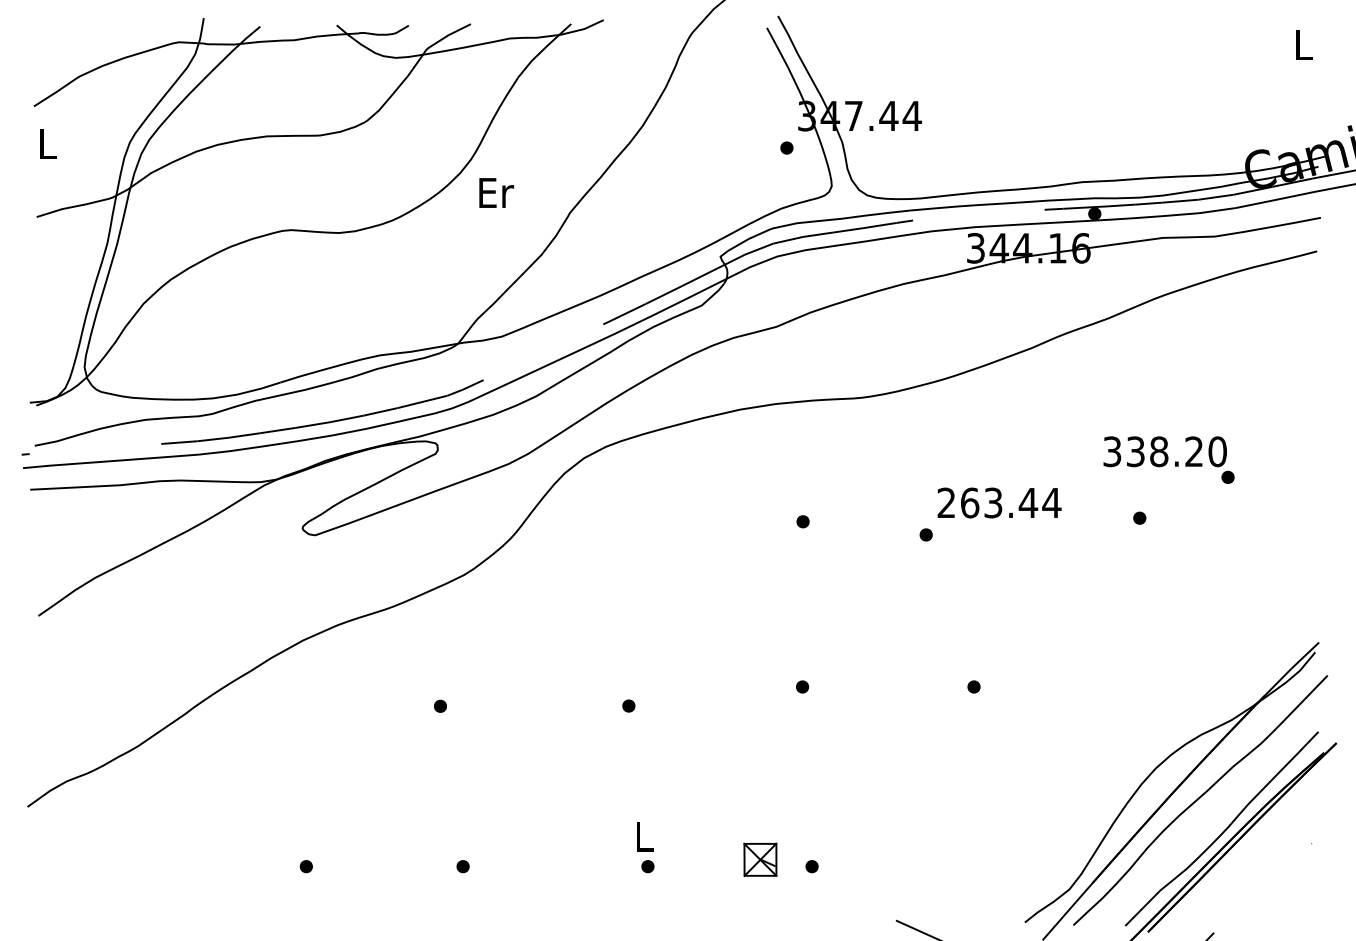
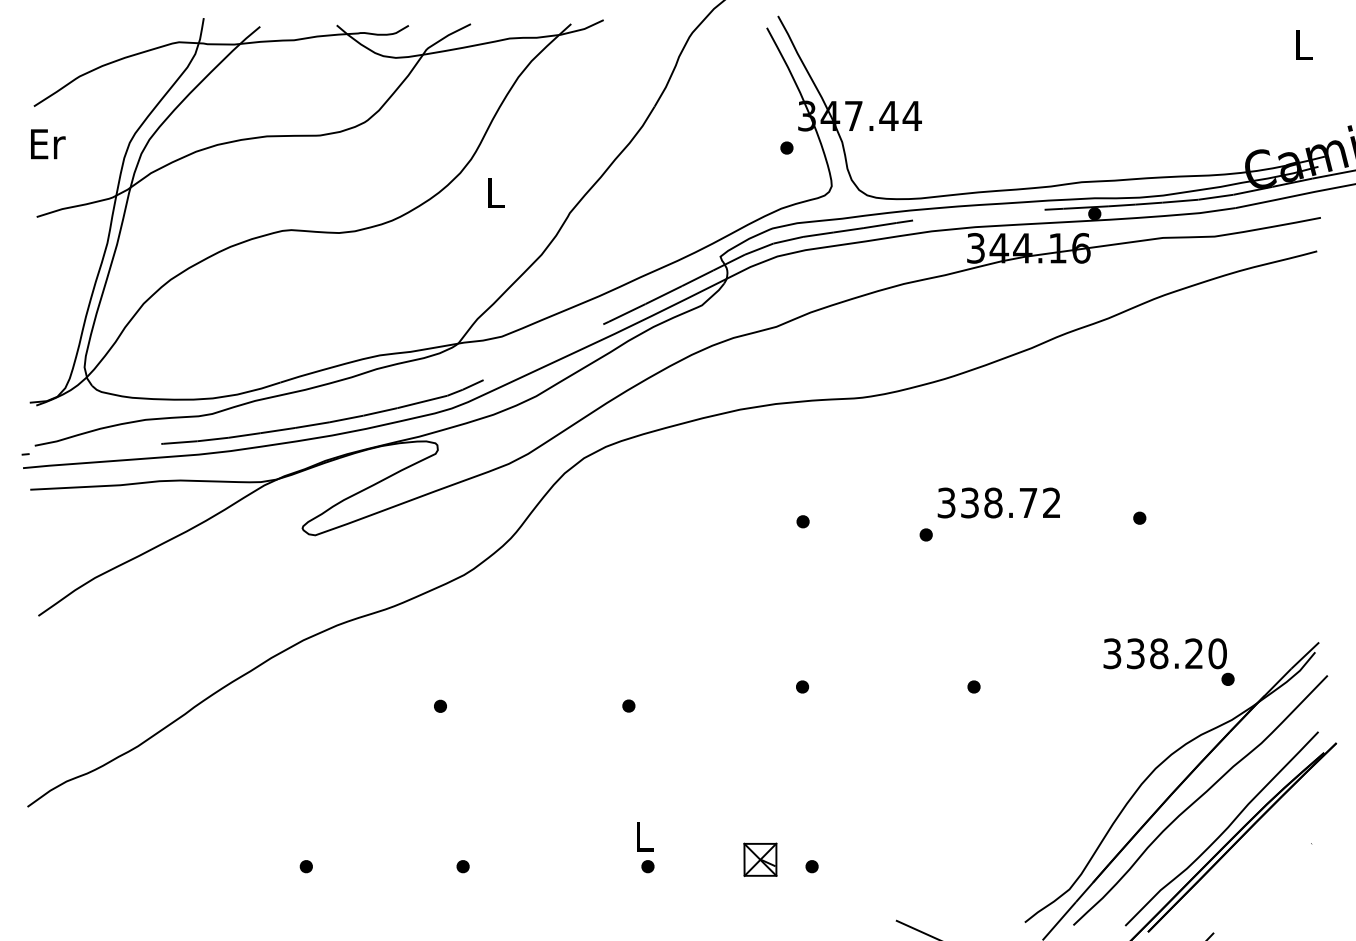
text: L -> Er (48, 144)
text: Er -> L (496, 192)
text position: (1168, 459) -> (1168, 661) (1168, 661)
text: 263.44 -> 338.72 (999, 502)
